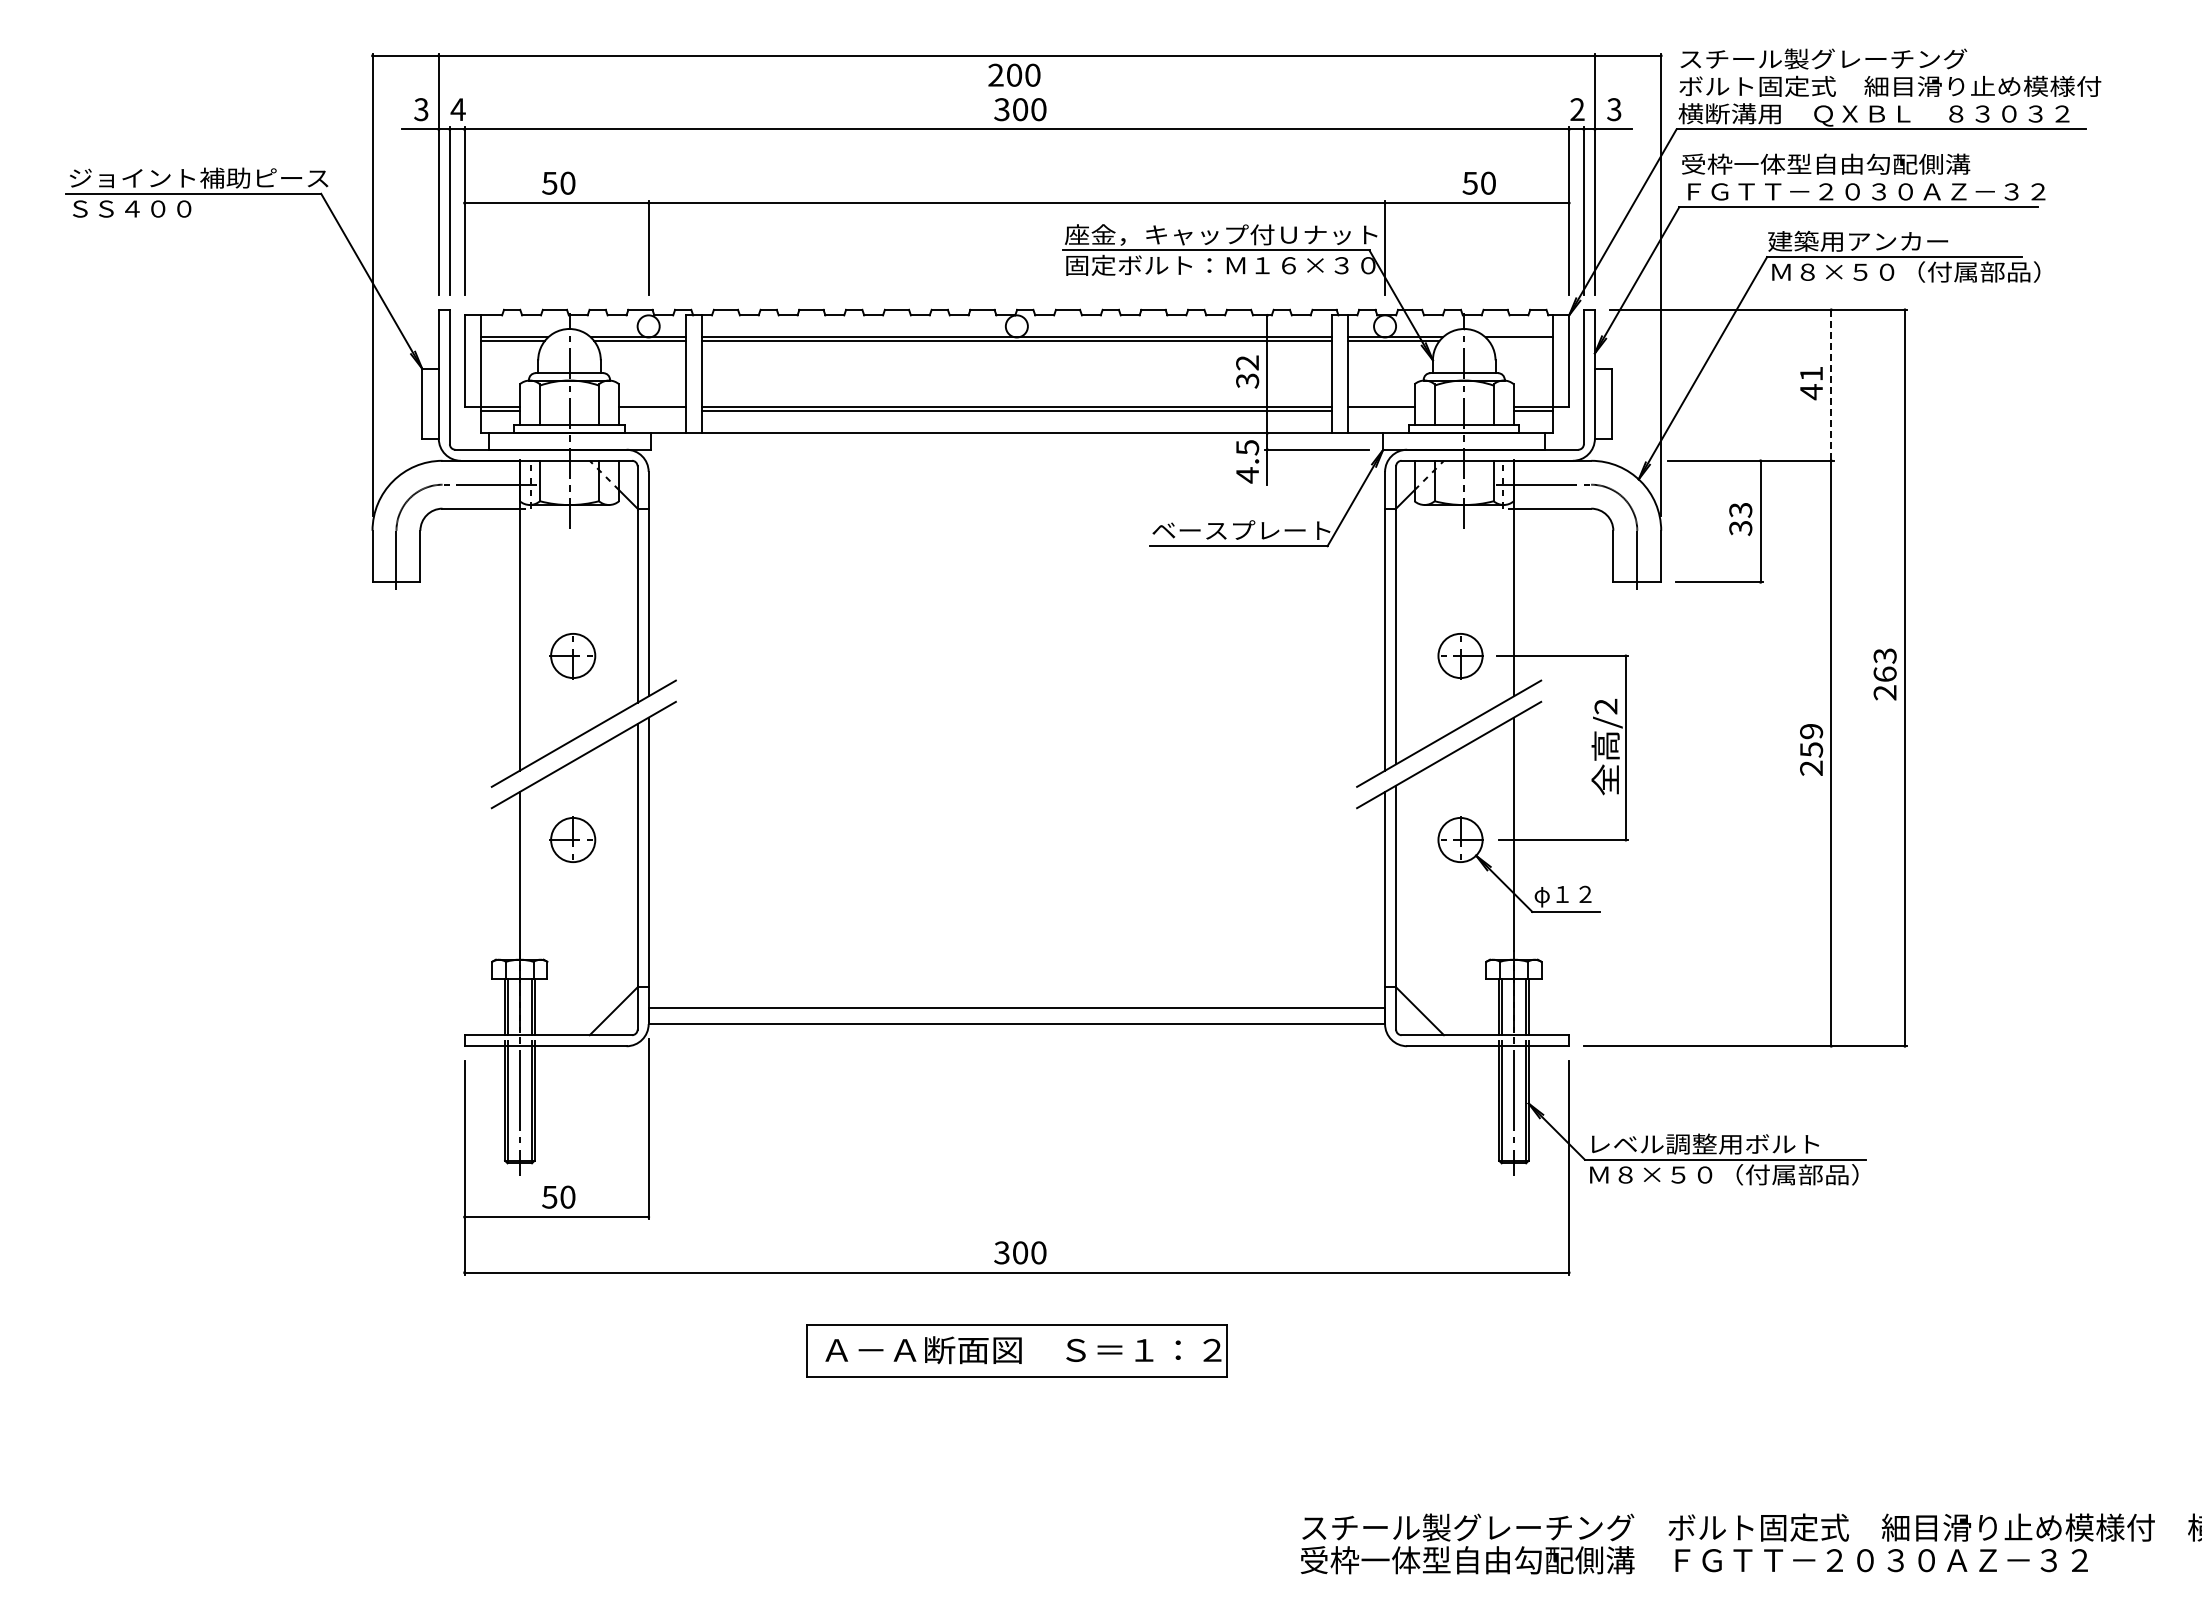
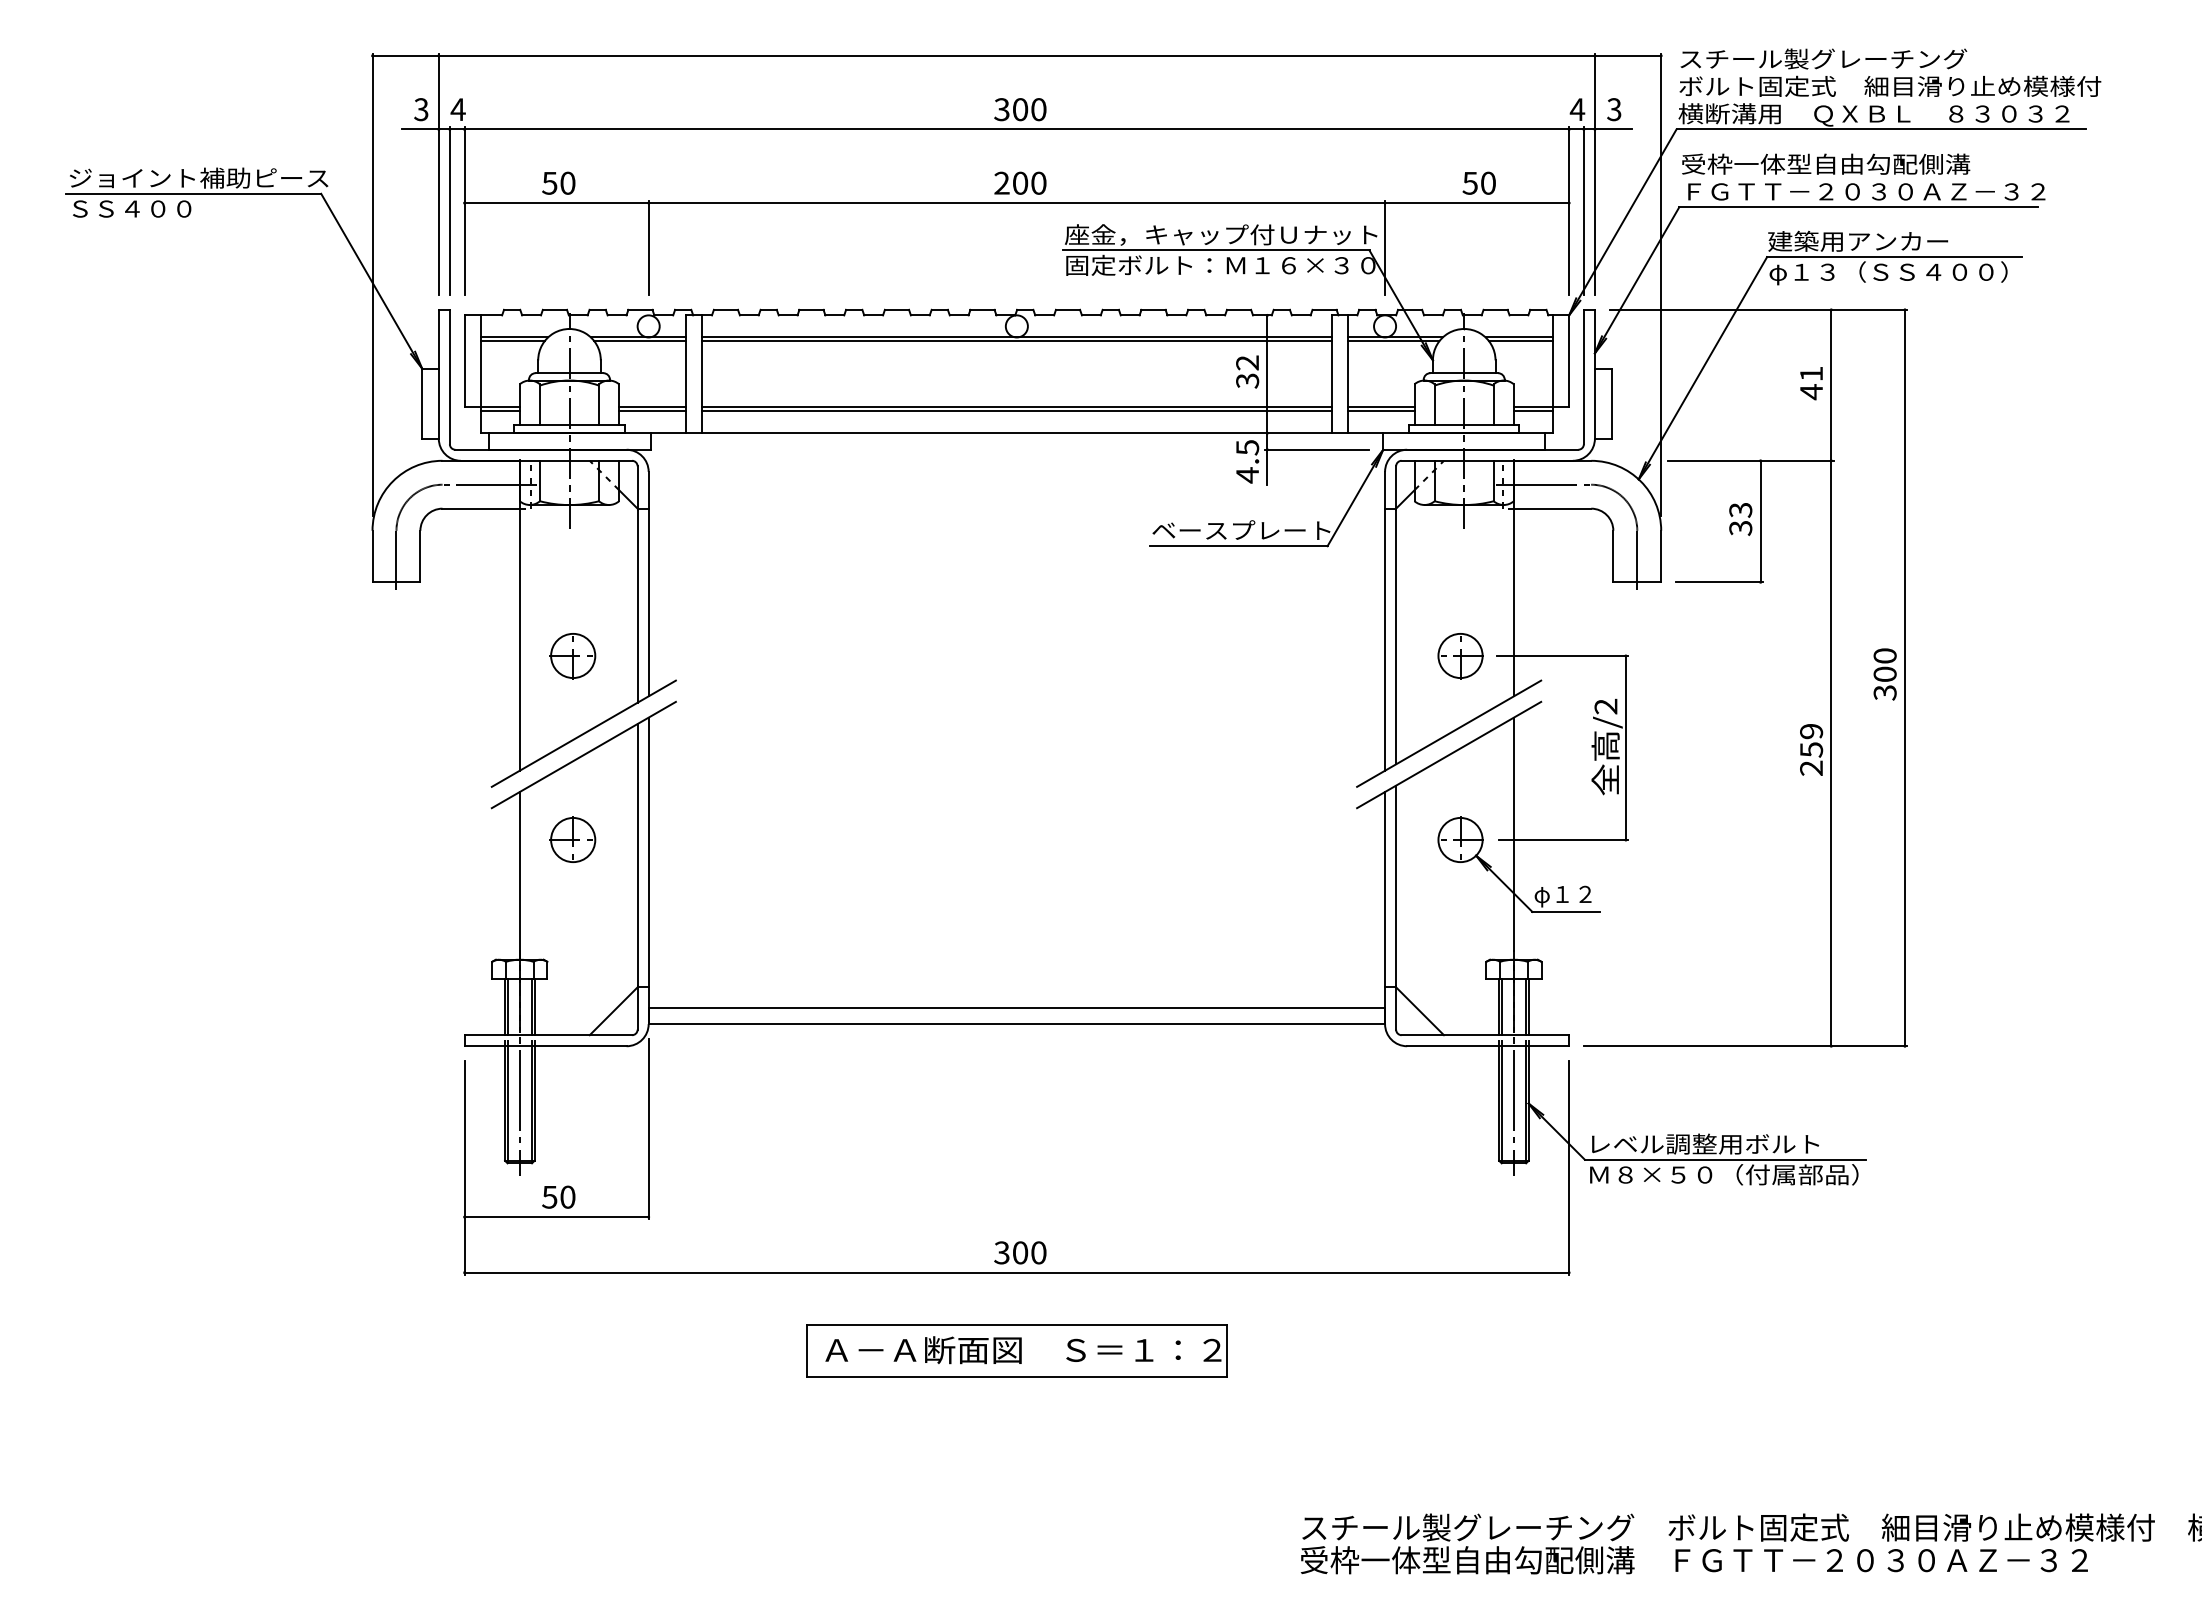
text position: (1014, 74) -> (1020, 182) (1020, 182)
text: 2 -> 4 (1577, 109)
text: Ｍ８×５０（付属部品） -> φ１３（ＳＳ４００） (1904, 273)
line: none -> present (1520, 341)
line: dashed -> solid (1831, 385)
line: none -> present (652, 411)
line: none -> present (1381, 411)
text: 263 -> 300 (1884, 674)
